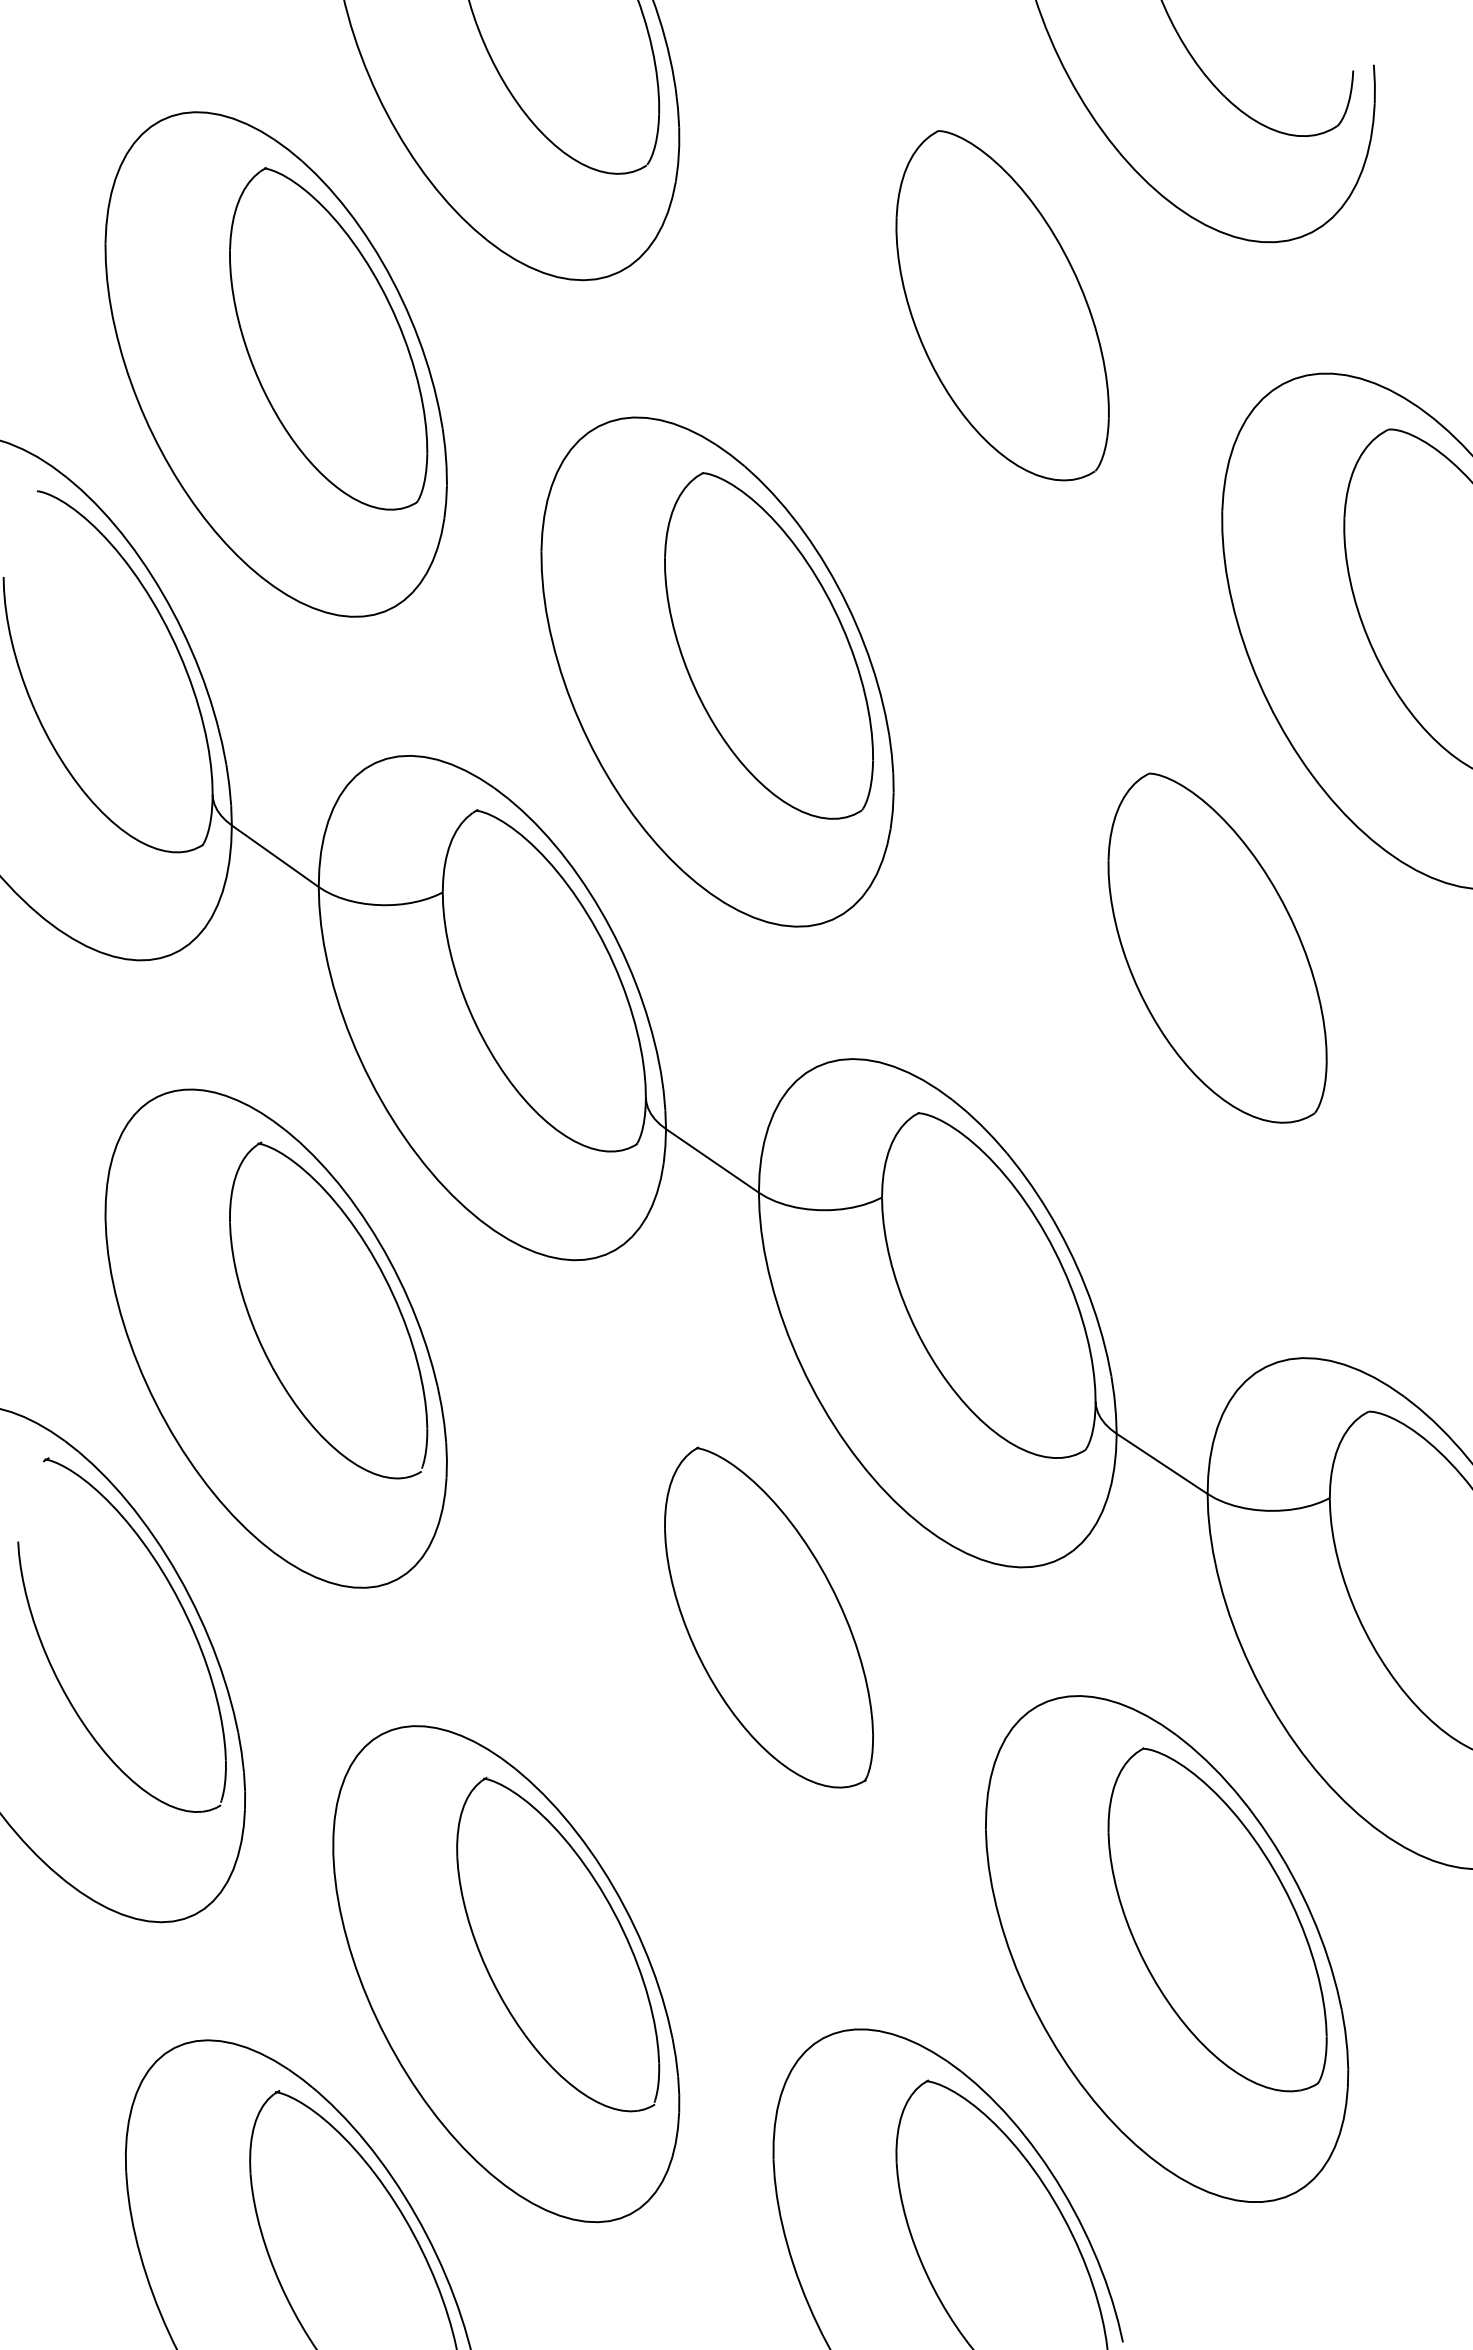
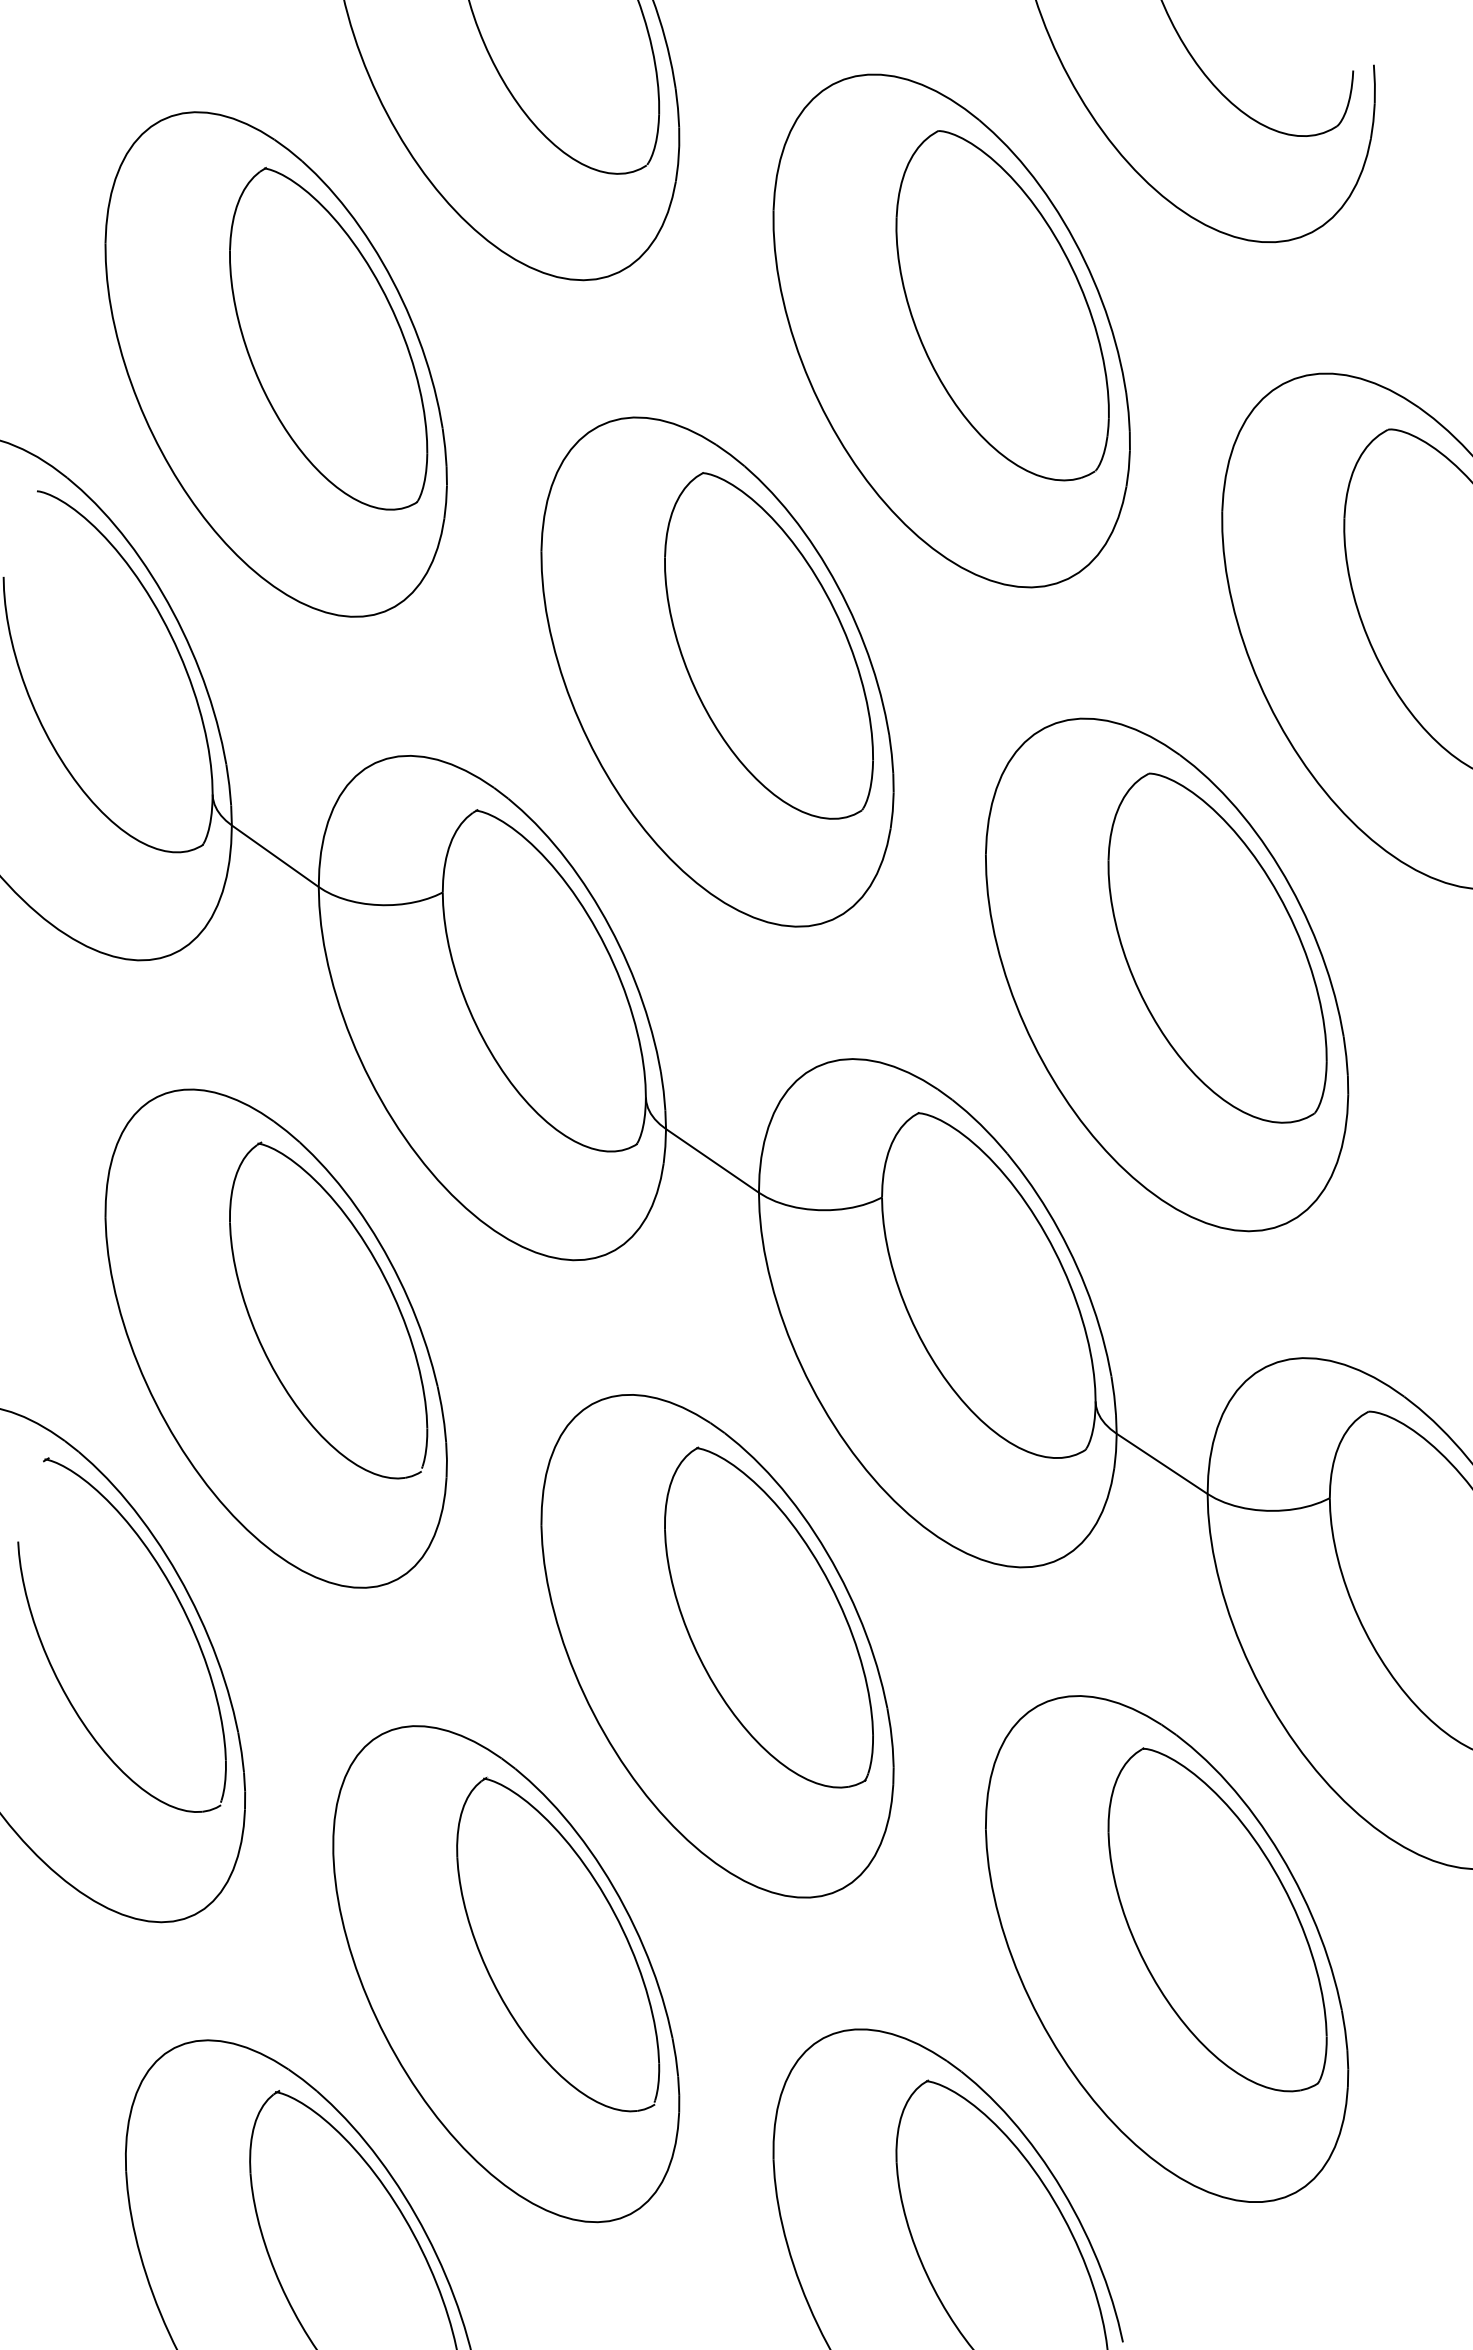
part: none -> present (951, 330)
part: none -> present (1167, 974)
part: none -> present (717, 1646)
